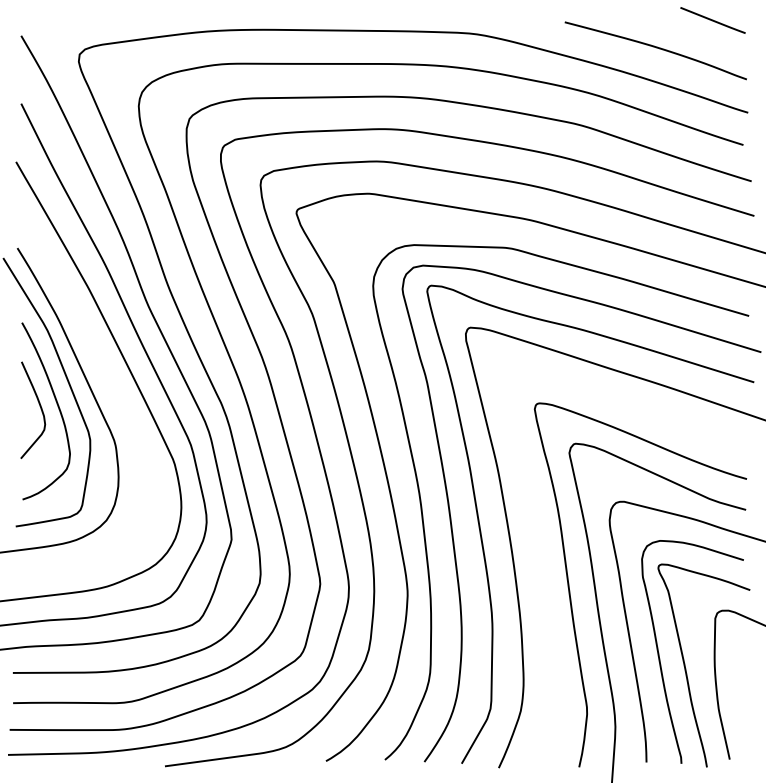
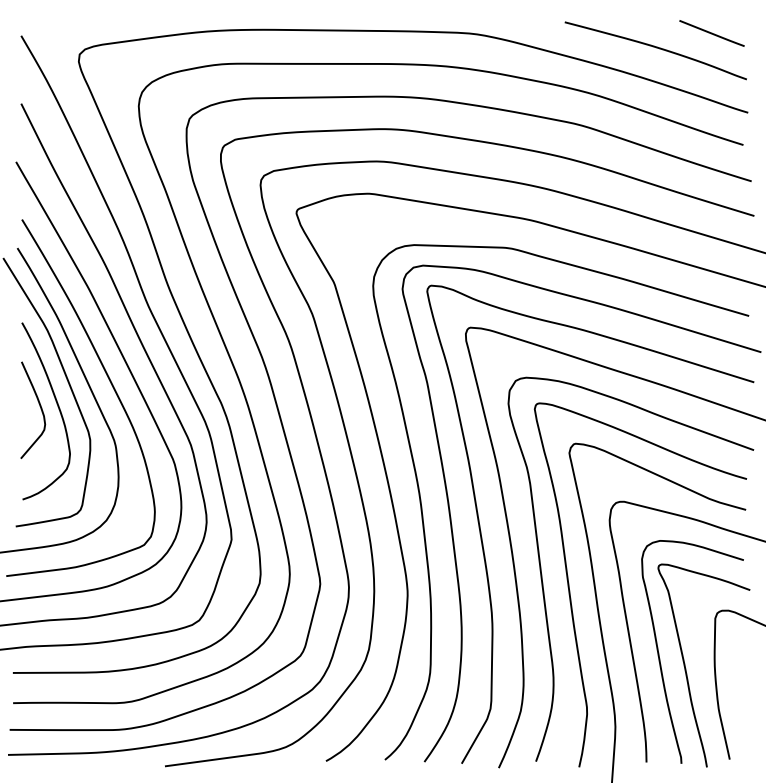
line position: (712, 20) -> (711, 33) (711, 33)
curve: none -> present (110, 383)
curve: none -> present (543, 582)
